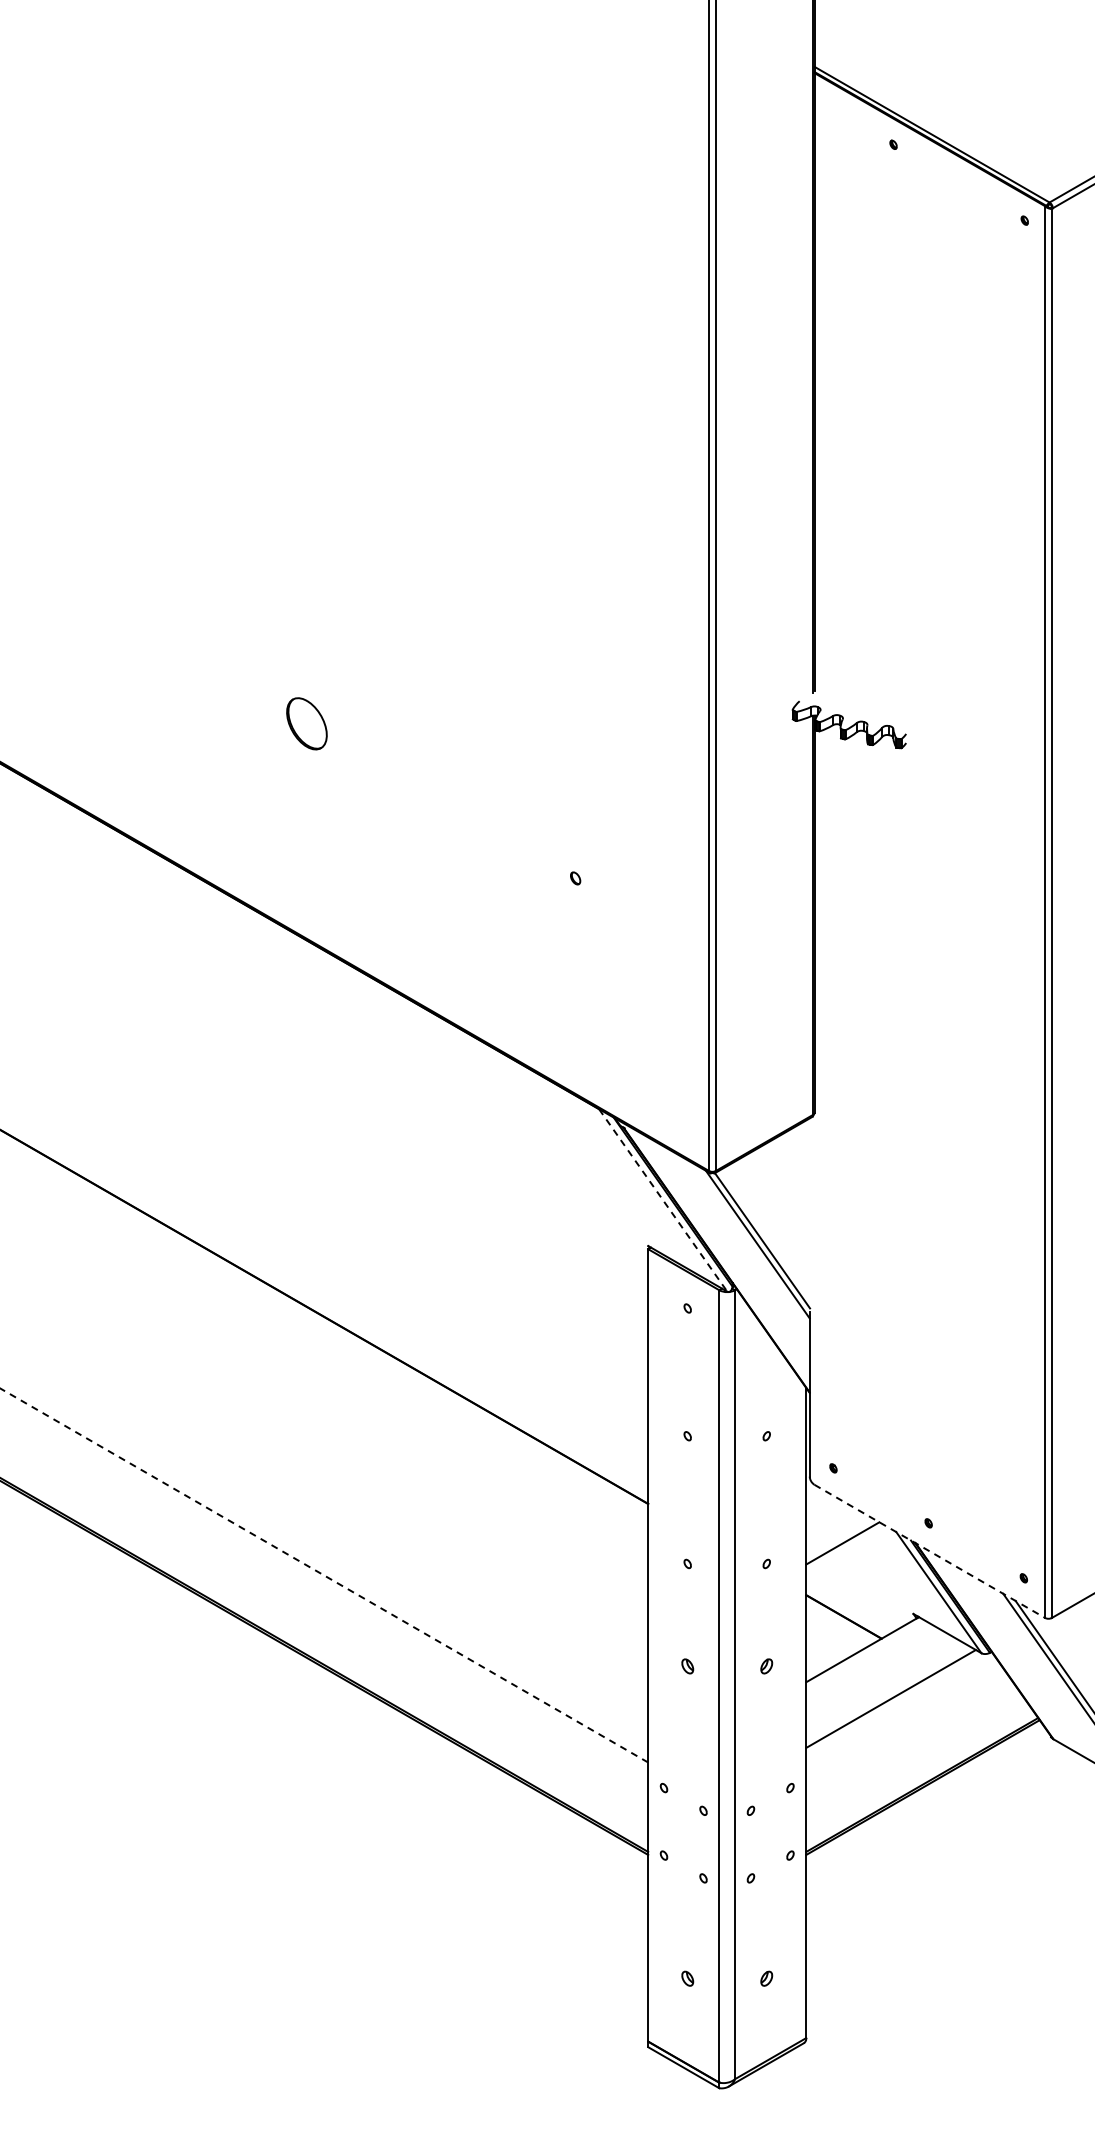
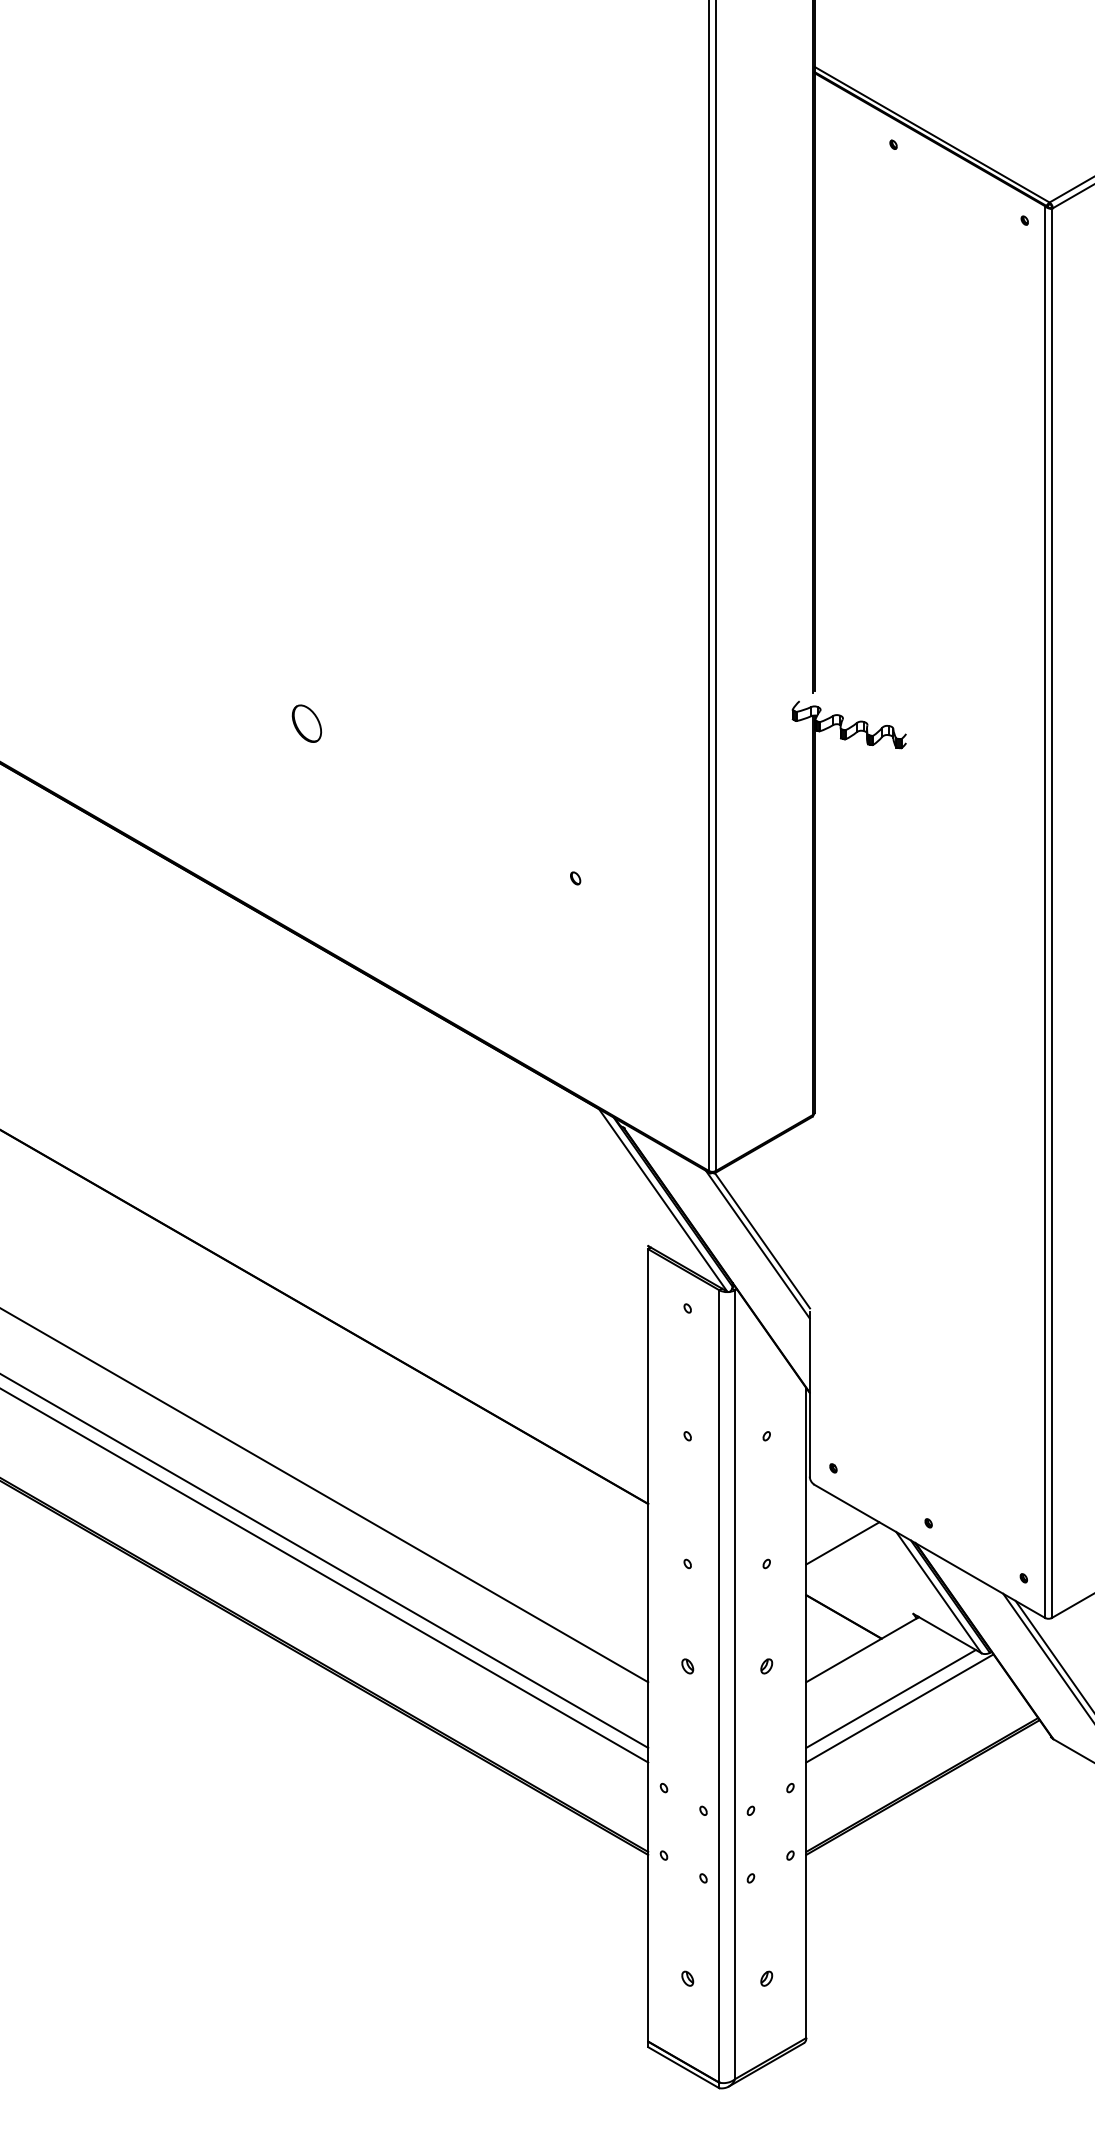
part size: 42x54 px -> 32x39 px (306, 723)
line: dashed -> solid (663, 1200)
line: none -> present (325, 1495)
line: dashed -> solid (930, 1551)
line: none -> present (325, 1561)
line: dashed -> solid (324, 1575)
line: none -> present (899, 1708)
